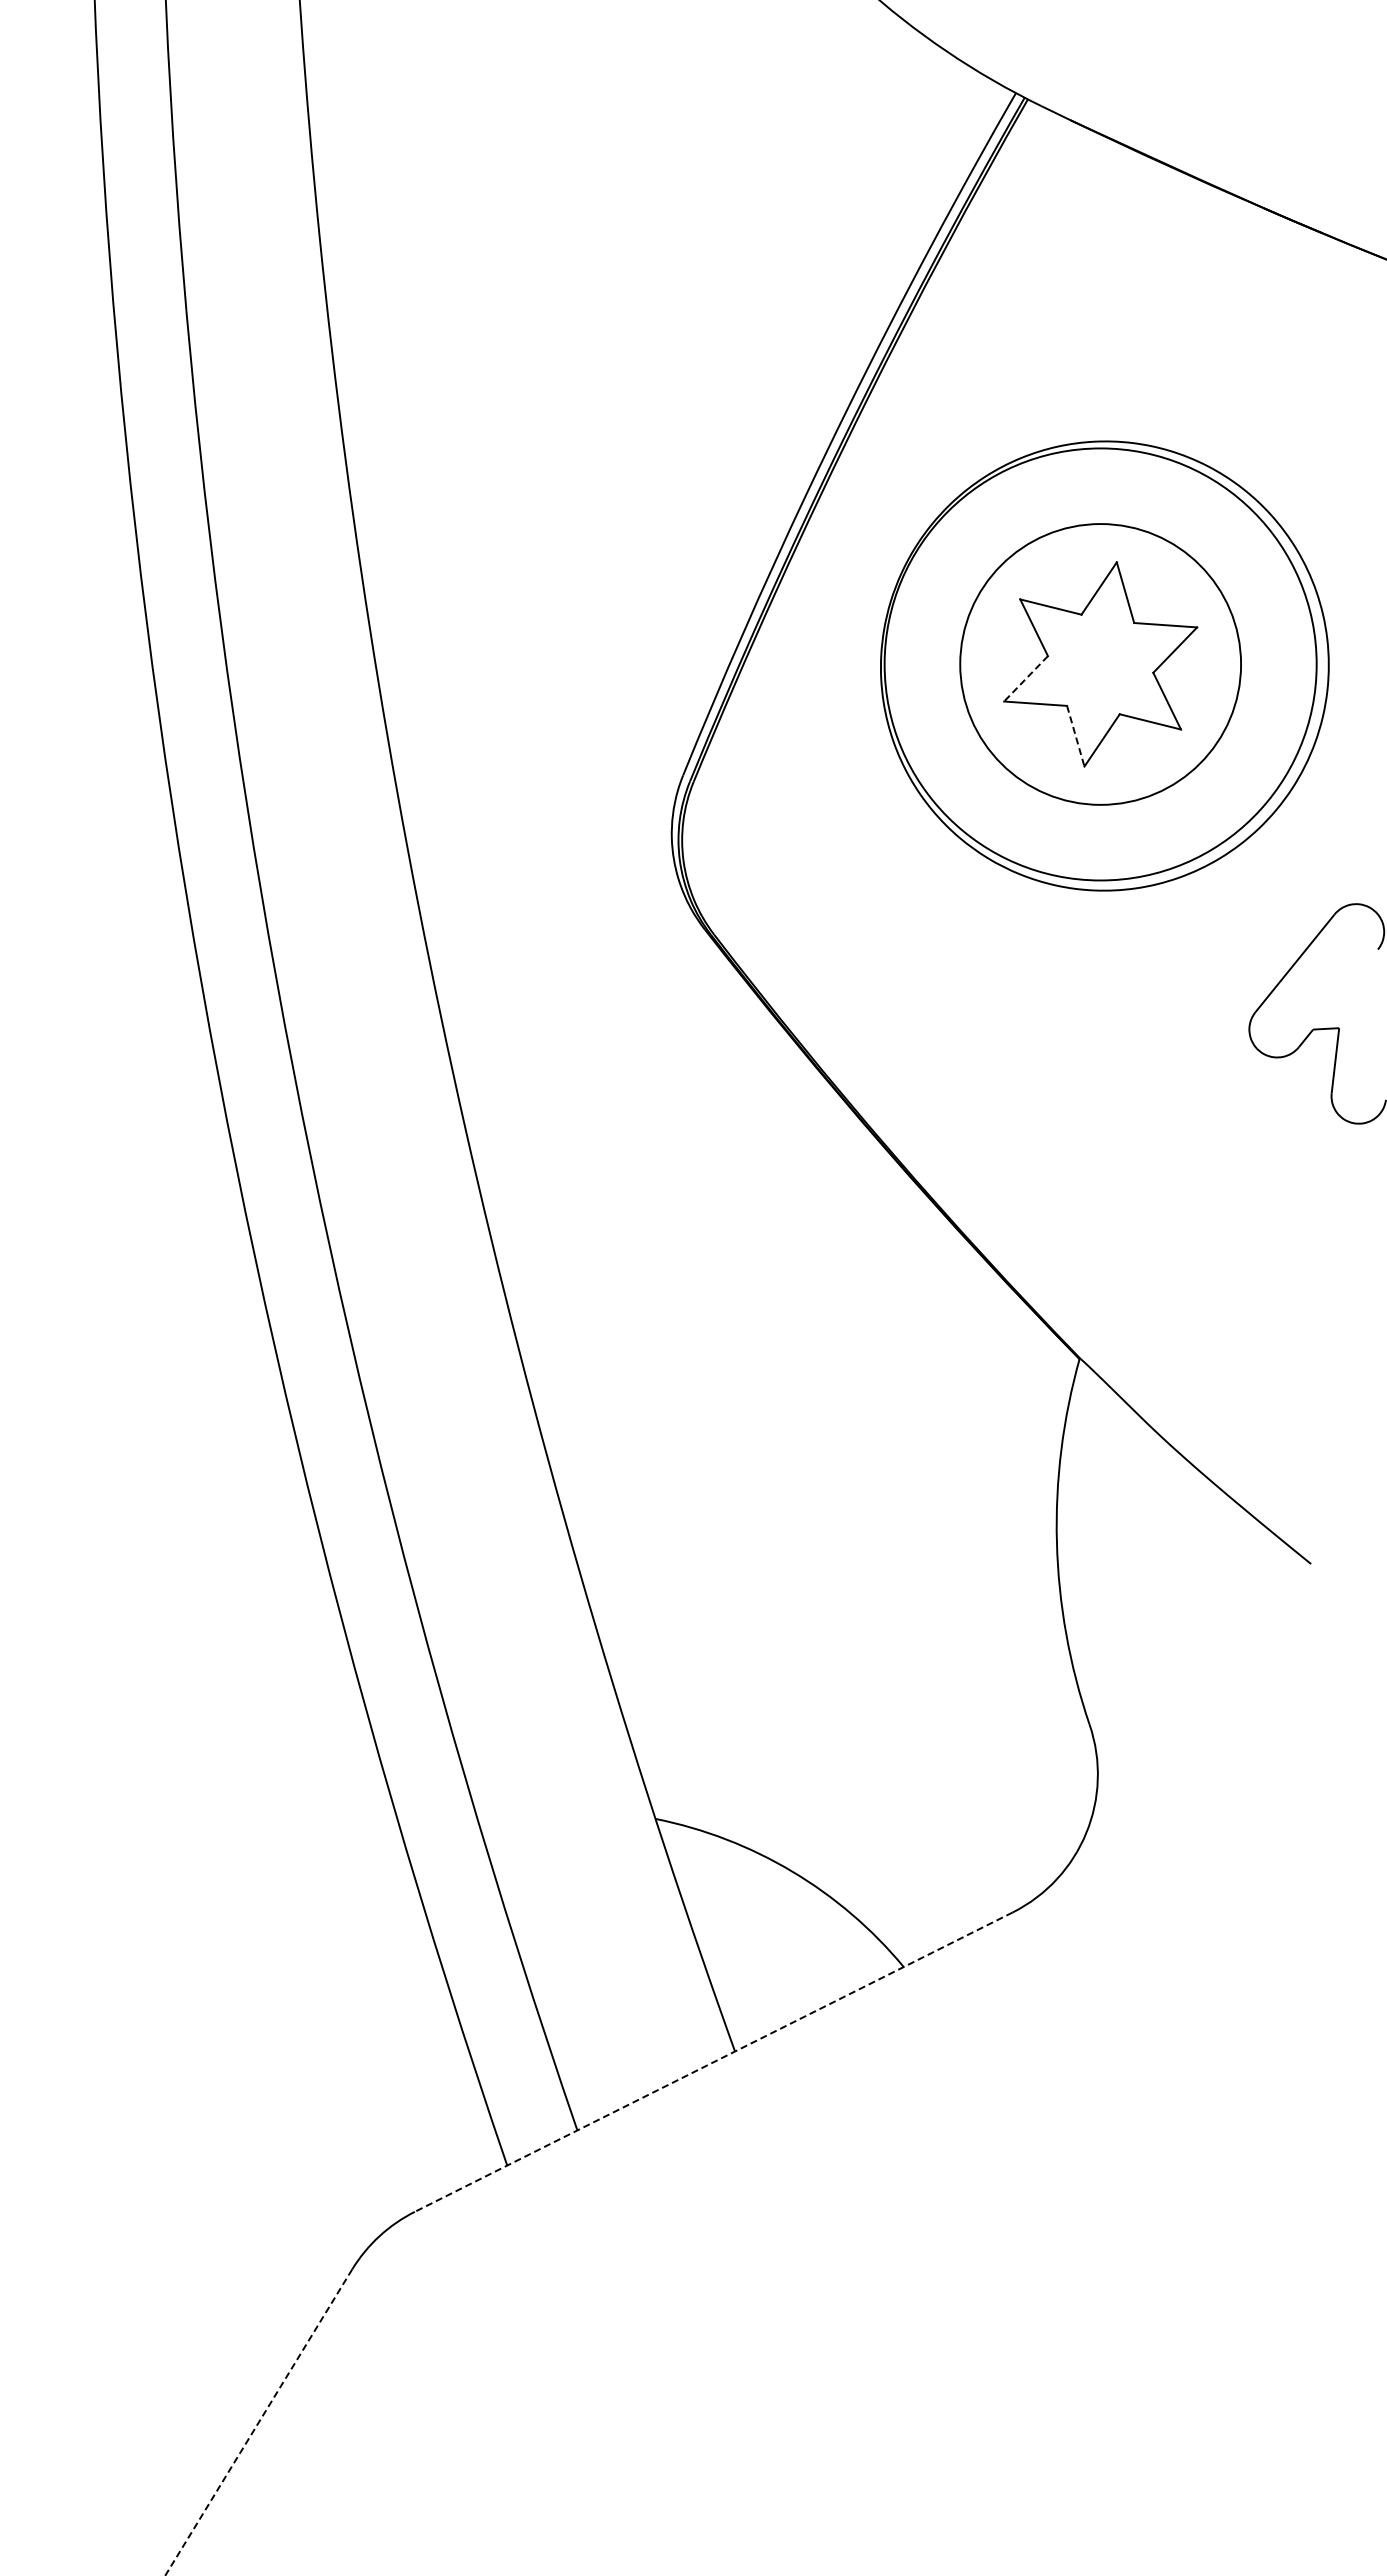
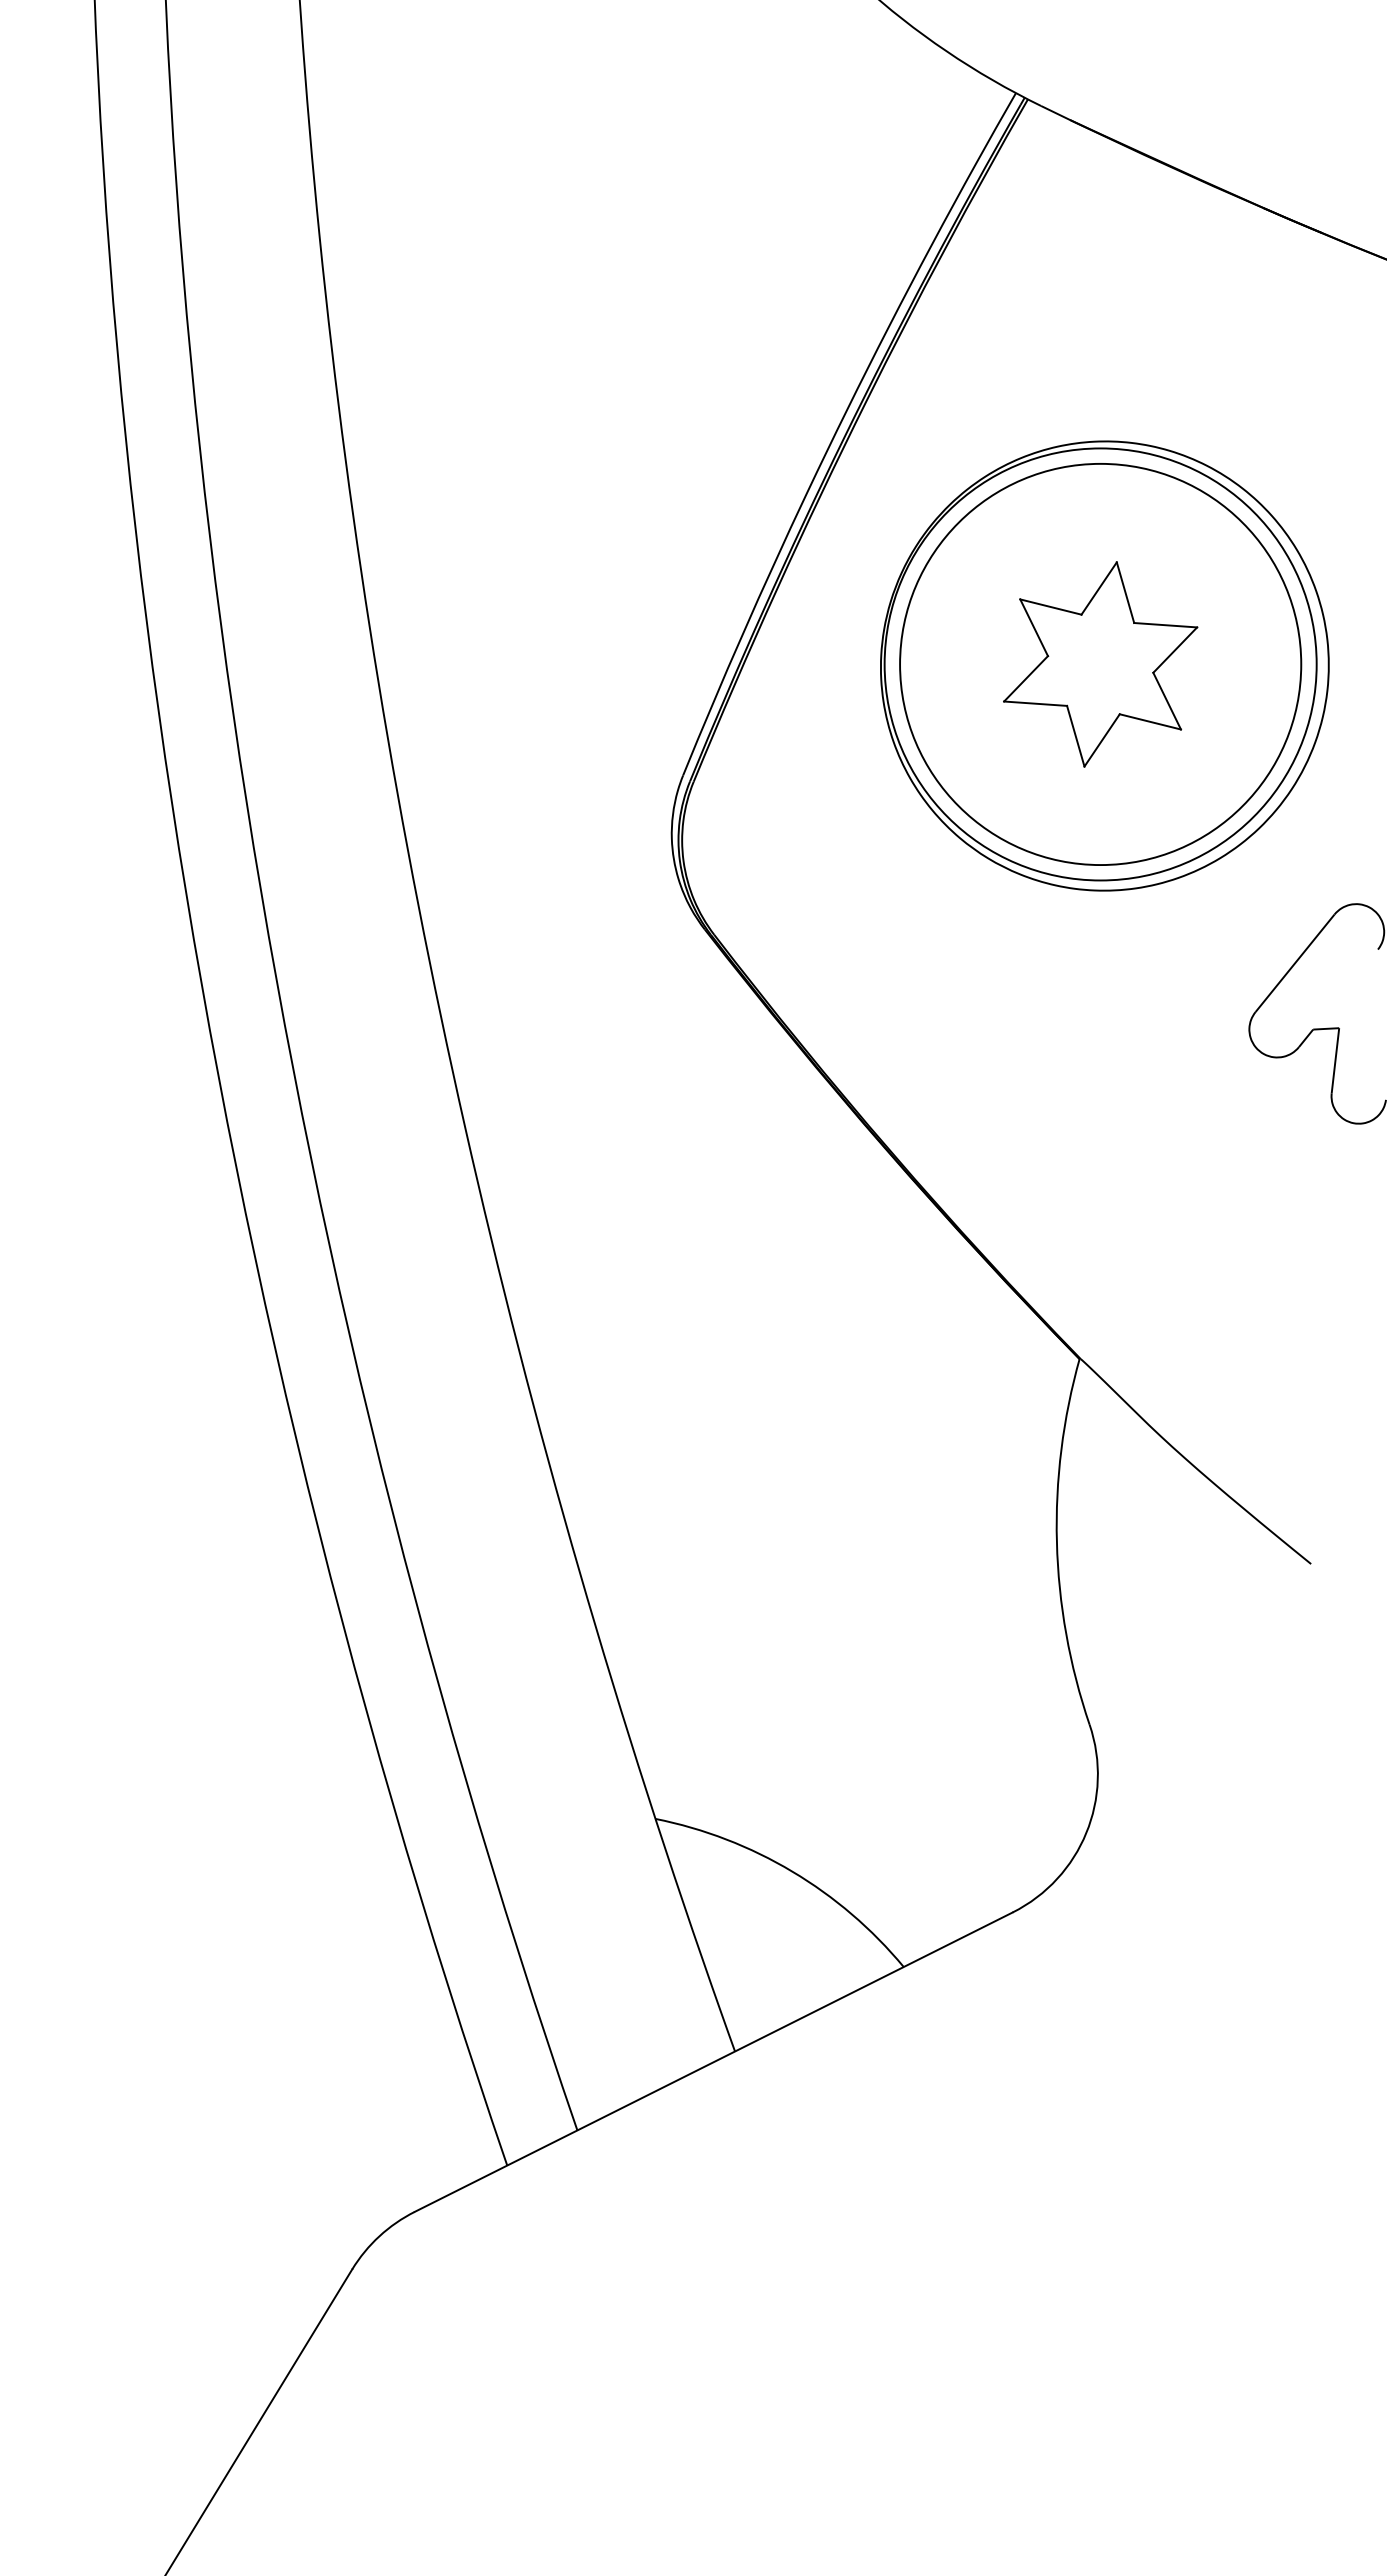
circle diameter: 281 px -> 401 px (1100, 664)
line: dashed -> solid (1026, 678)
line: dashed -> solid (1075, 736)
line: dashed -> solid (713, 2062)
line: dashed -> solid (258, 2422)
